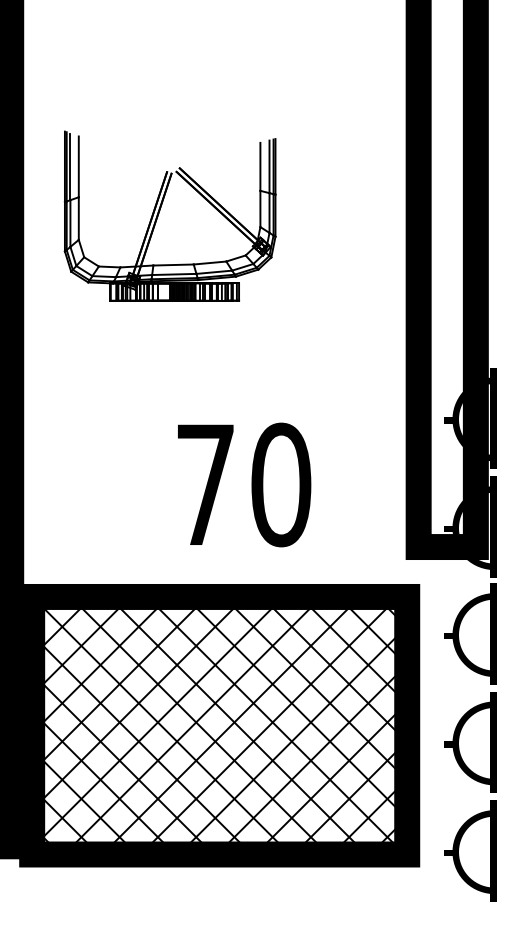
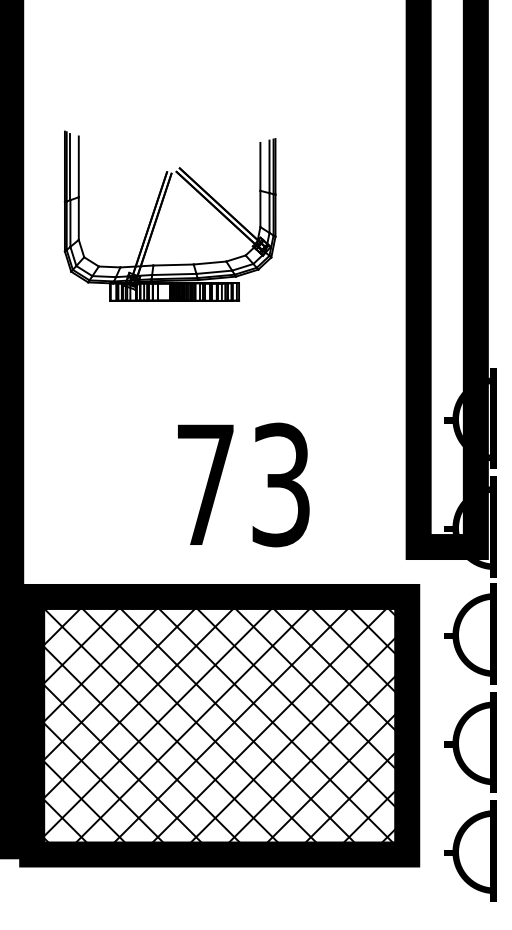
text: 70 -> 73 (281, 484)
